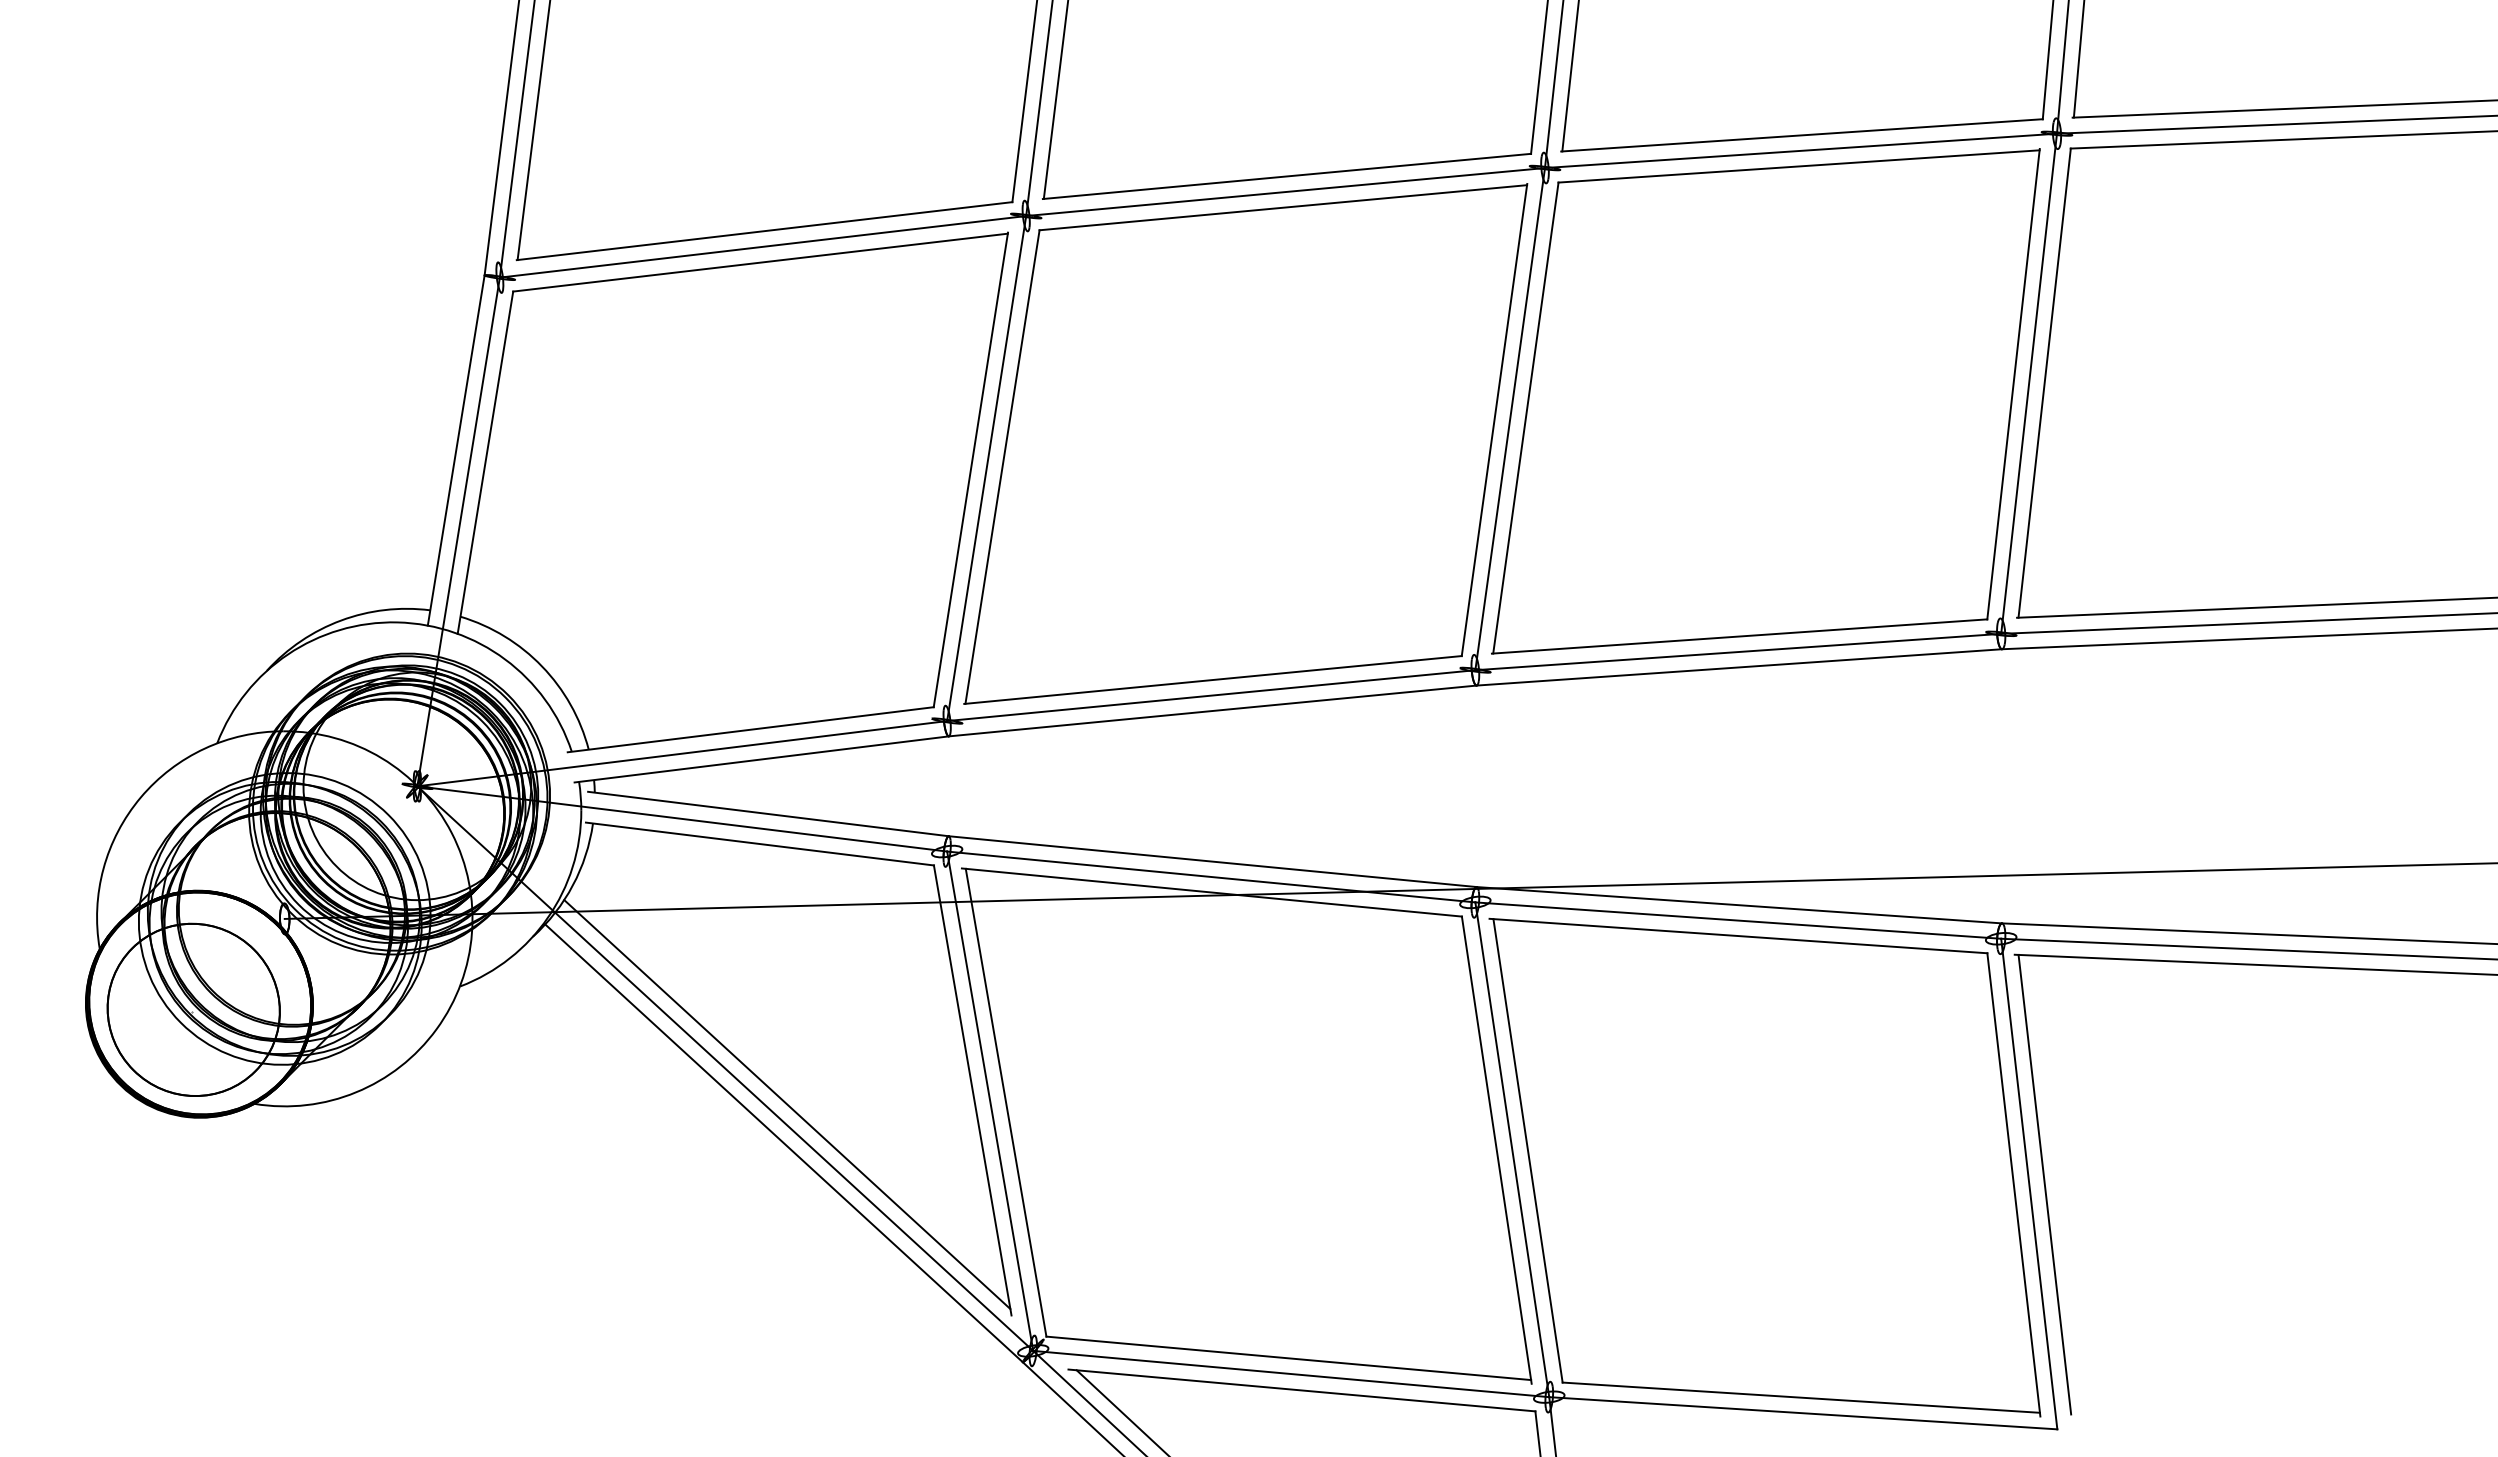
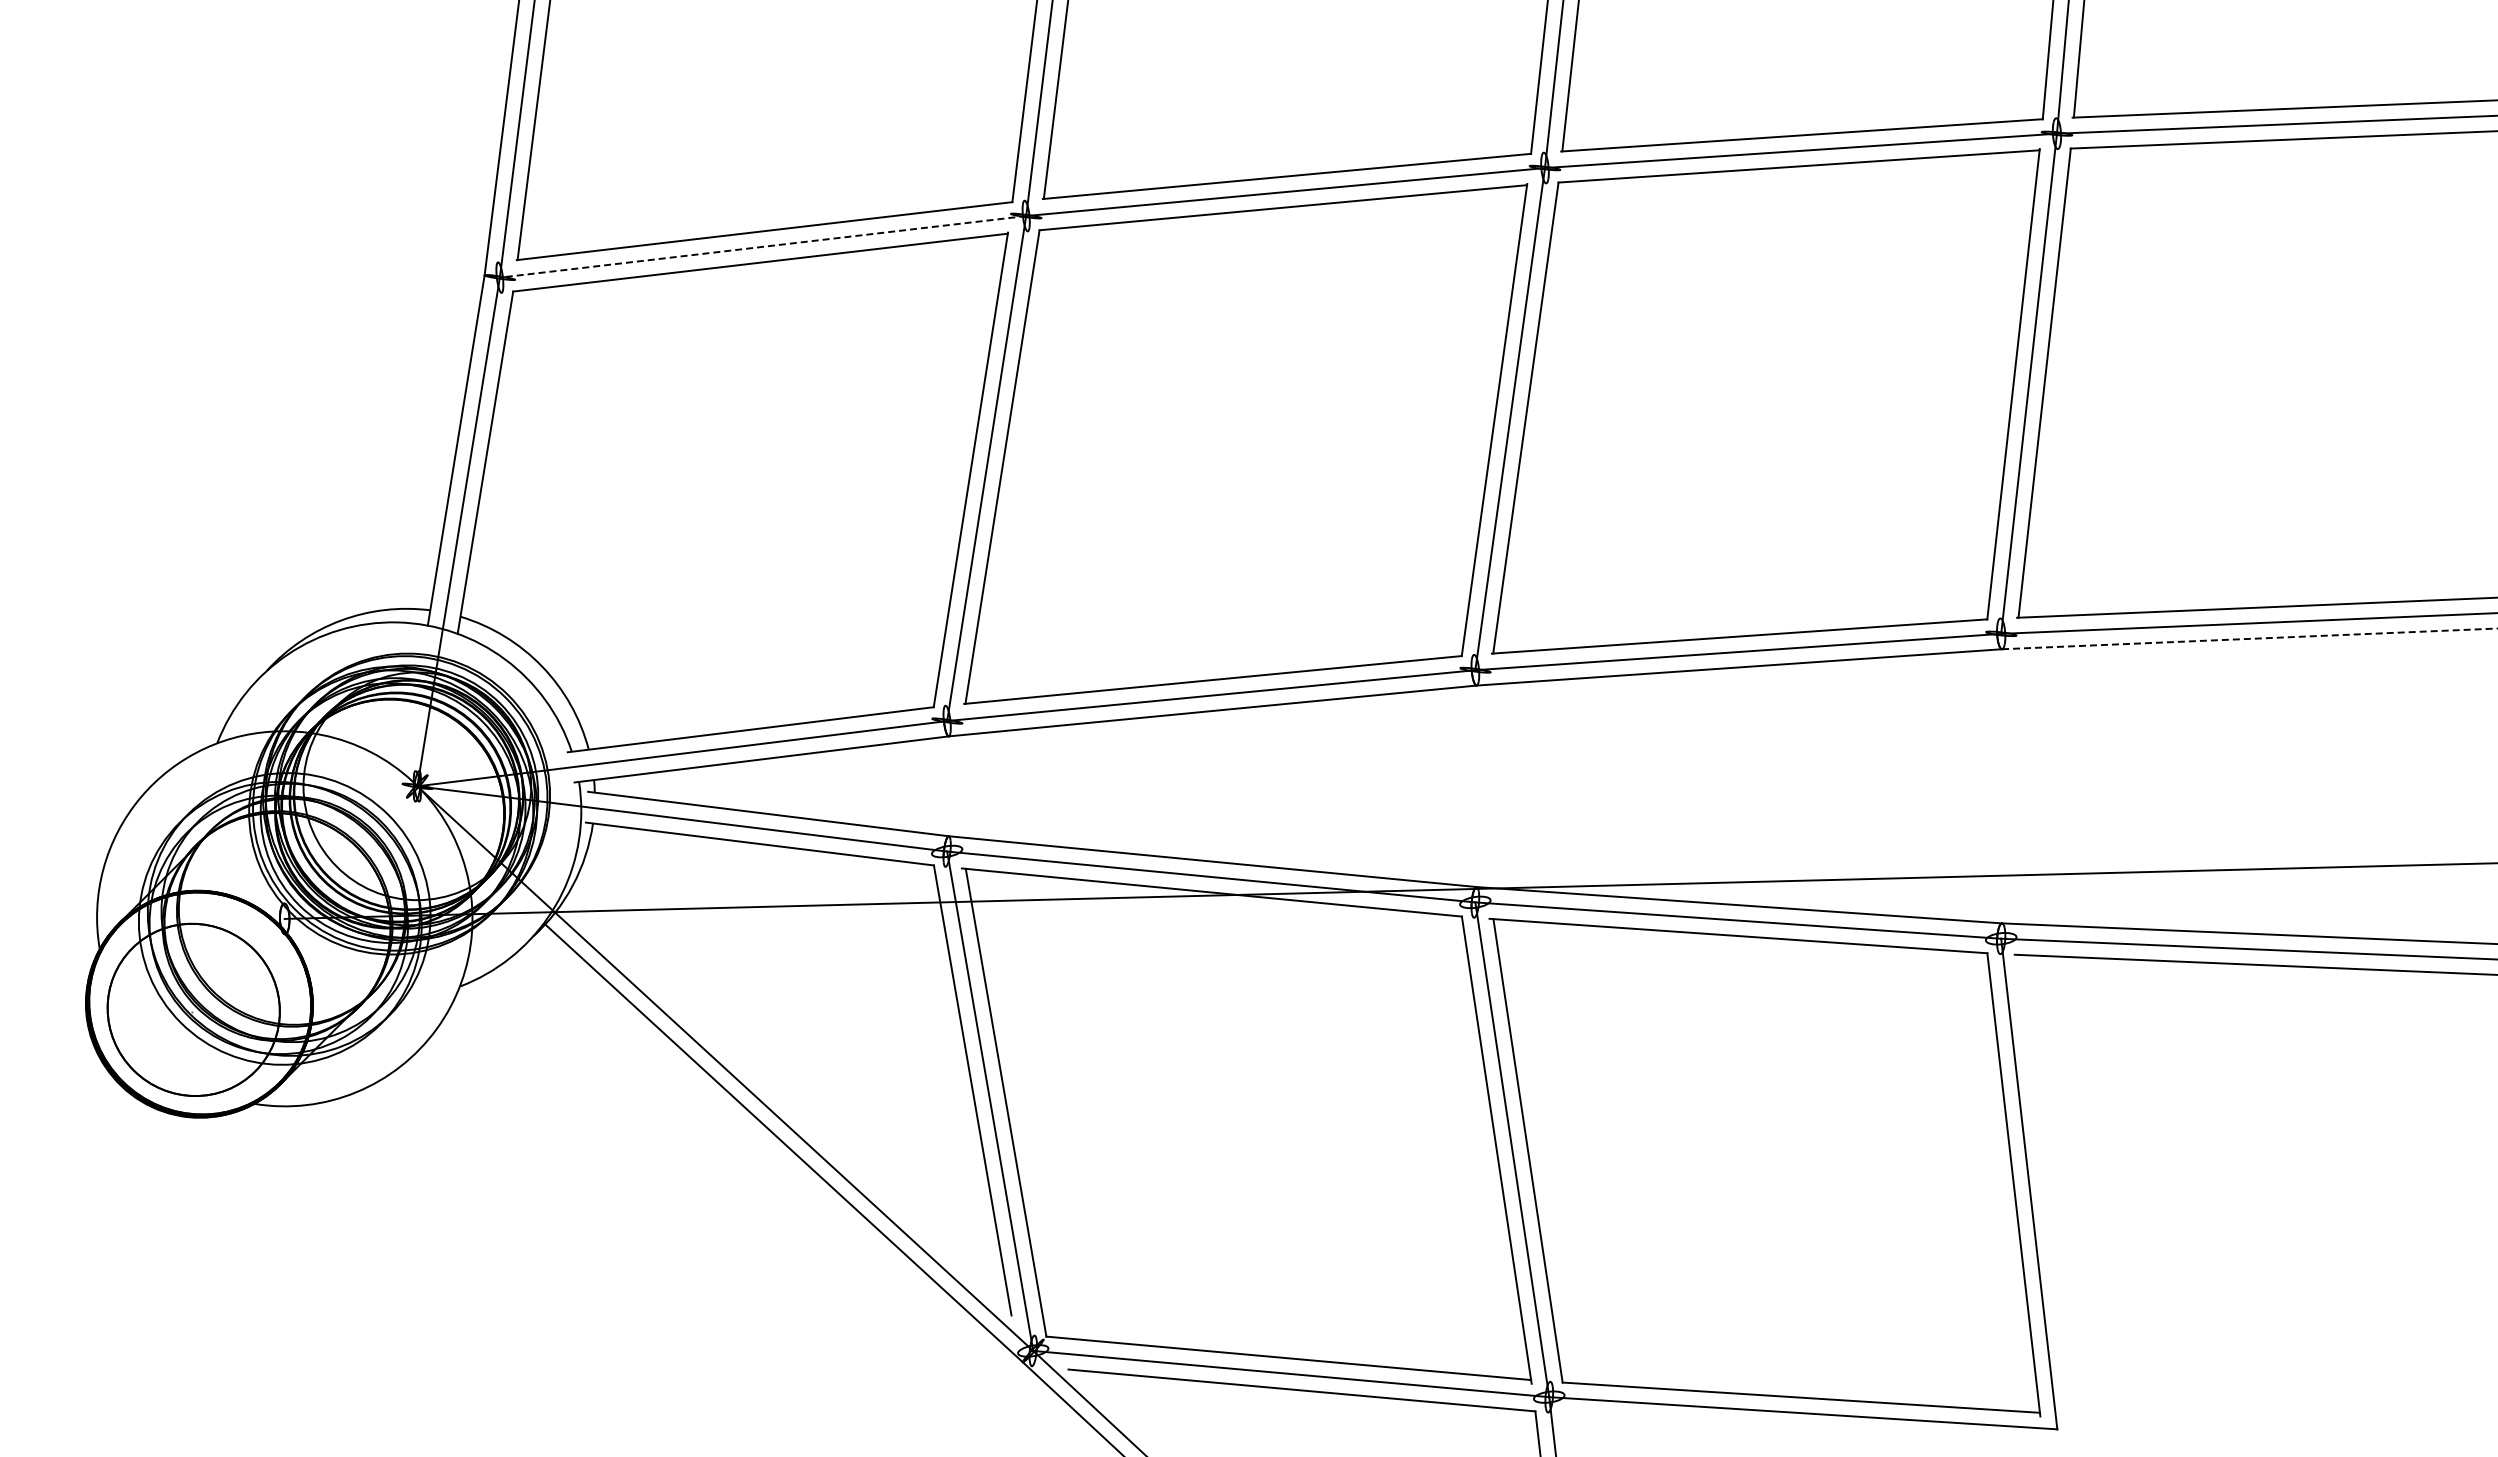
line: solid -> dashed (763, 246)
line: solid -> dashed (2249, 638)
line: present -> none (787, 1104)
line: present -> none (2044, 1184)
line: present -> none (1121, 1411)
